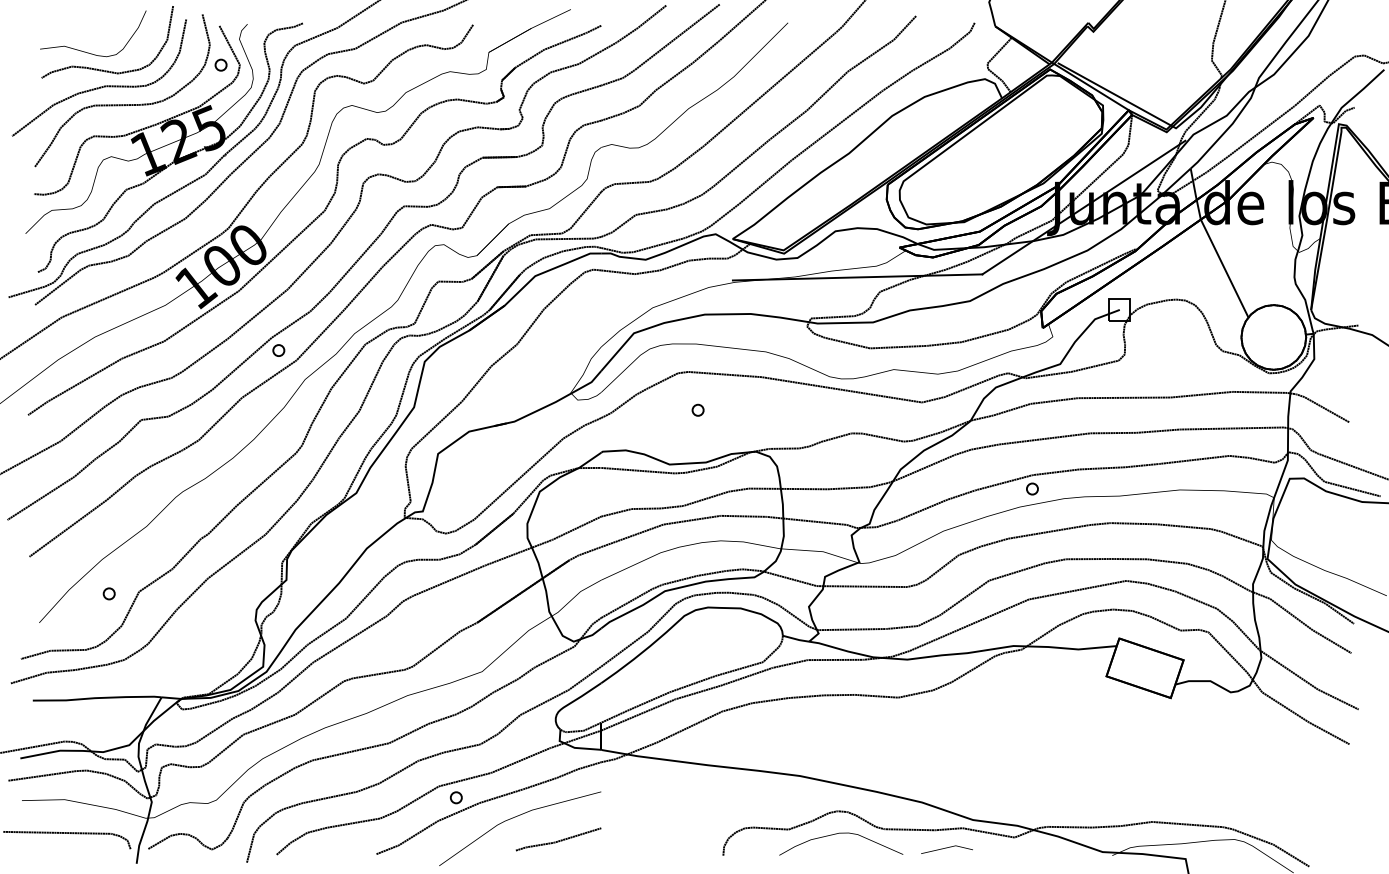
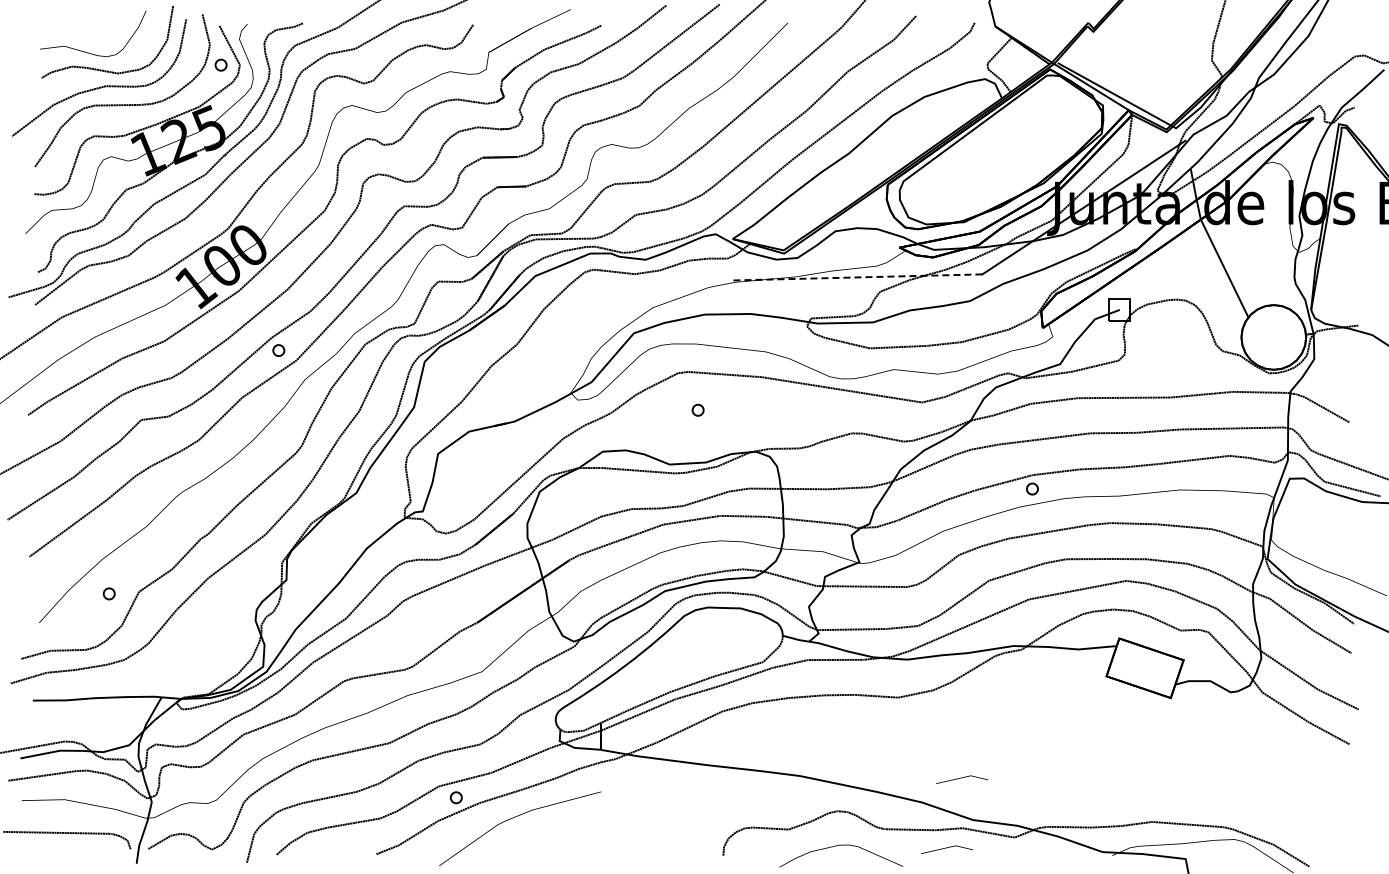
line: solid -> dashed (857, 277)
line: none -> present (961, 778)
curve position: (841, 833) -> (841, 845) (841, 845)
line: present -> none (558, 840)
